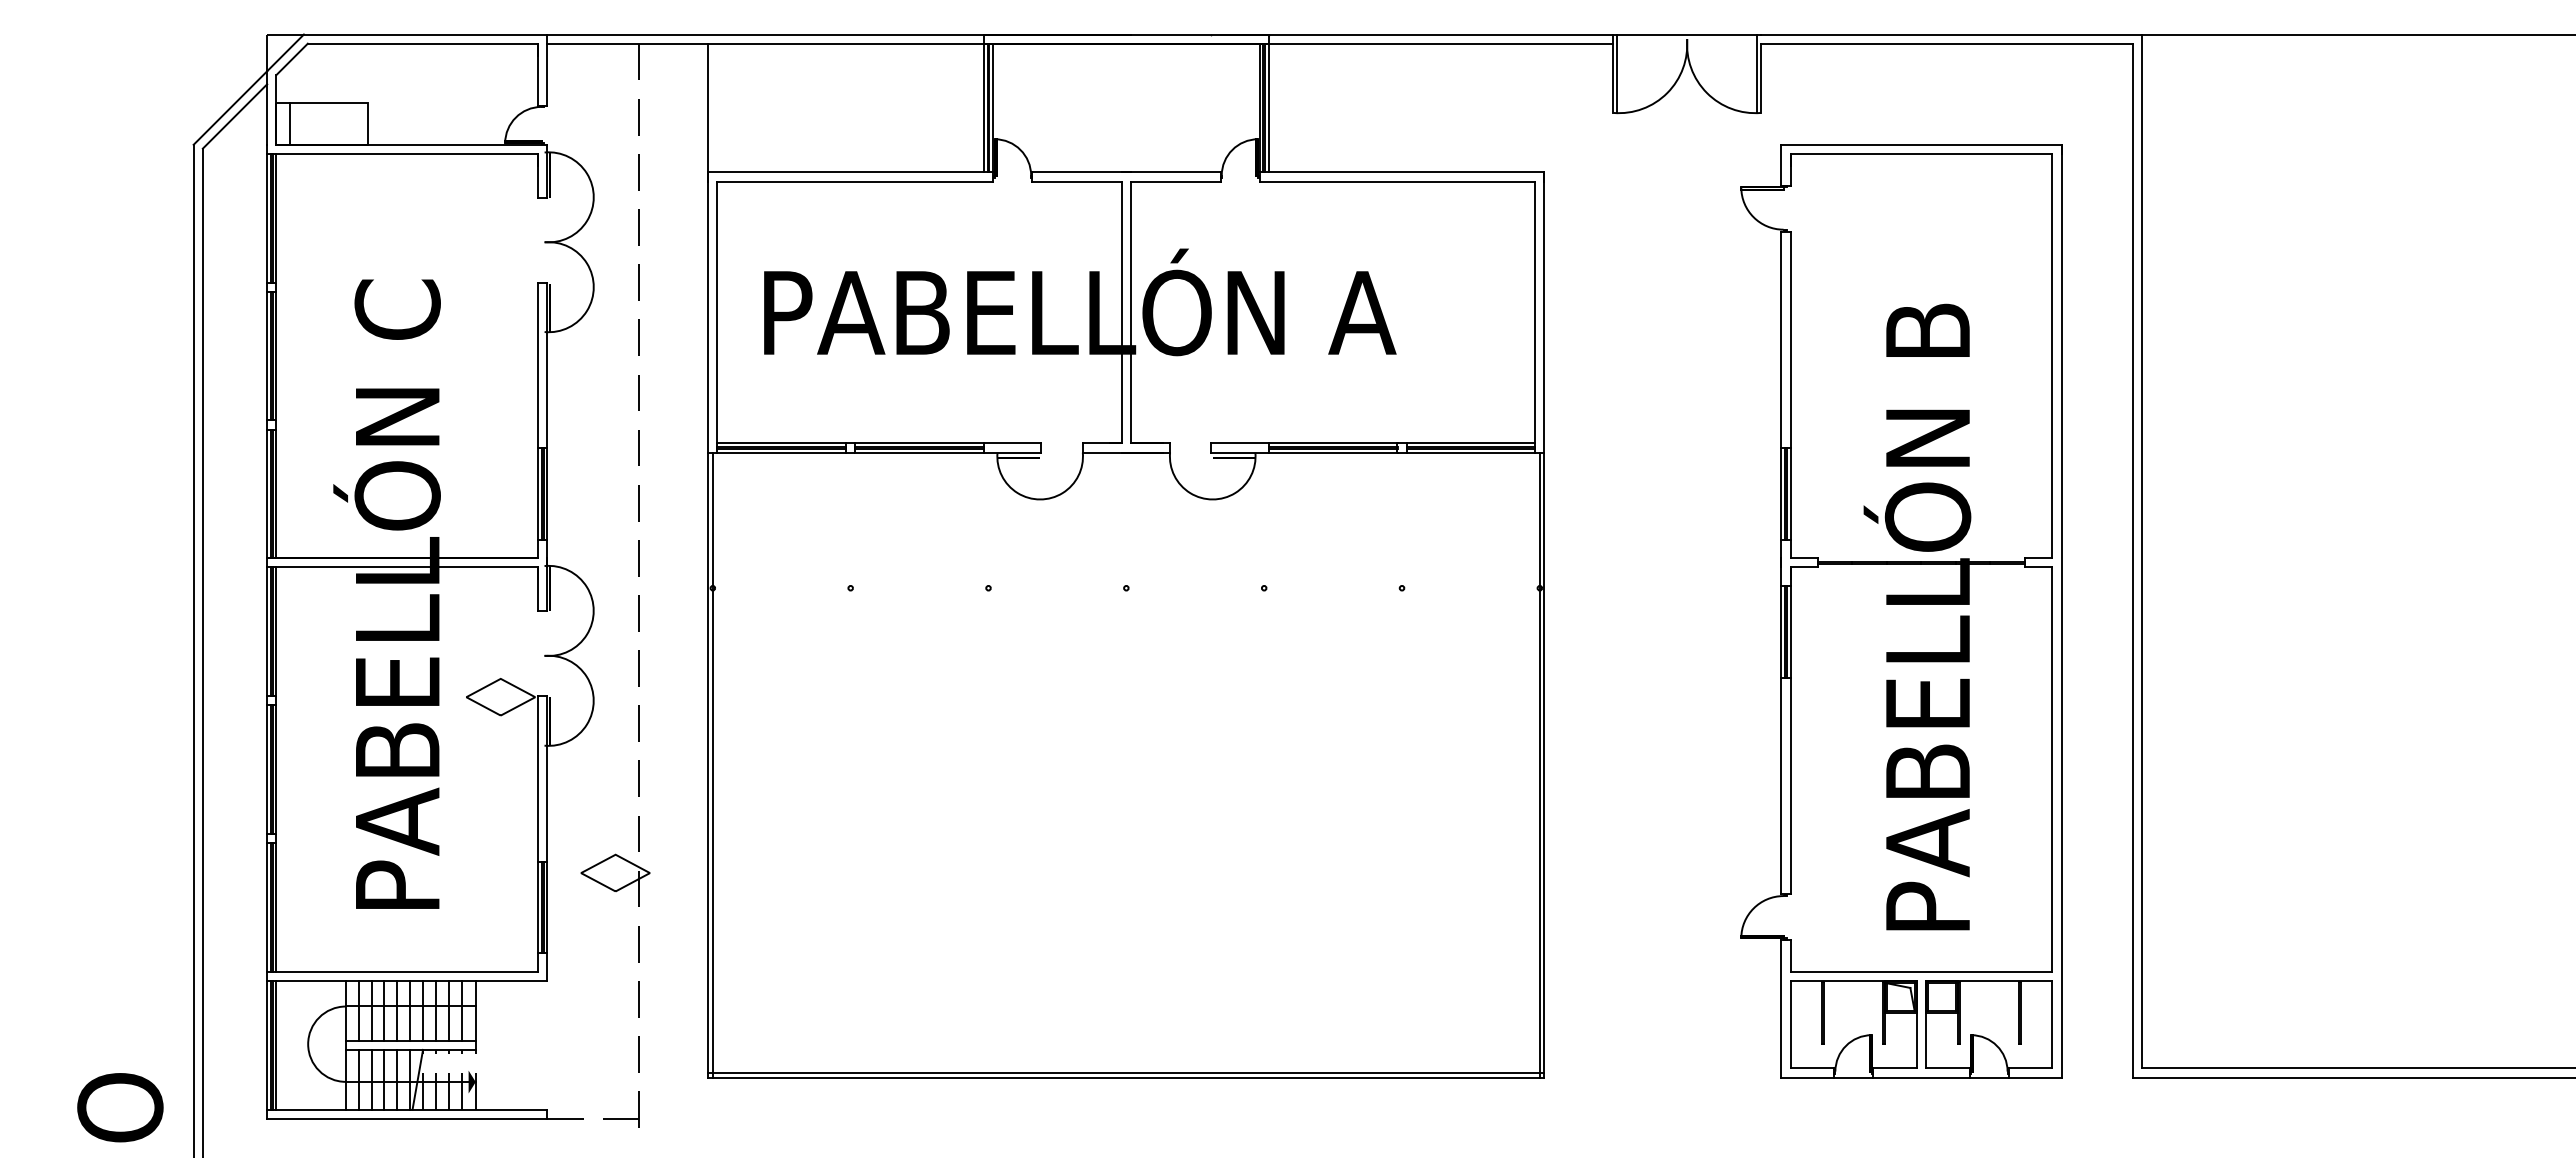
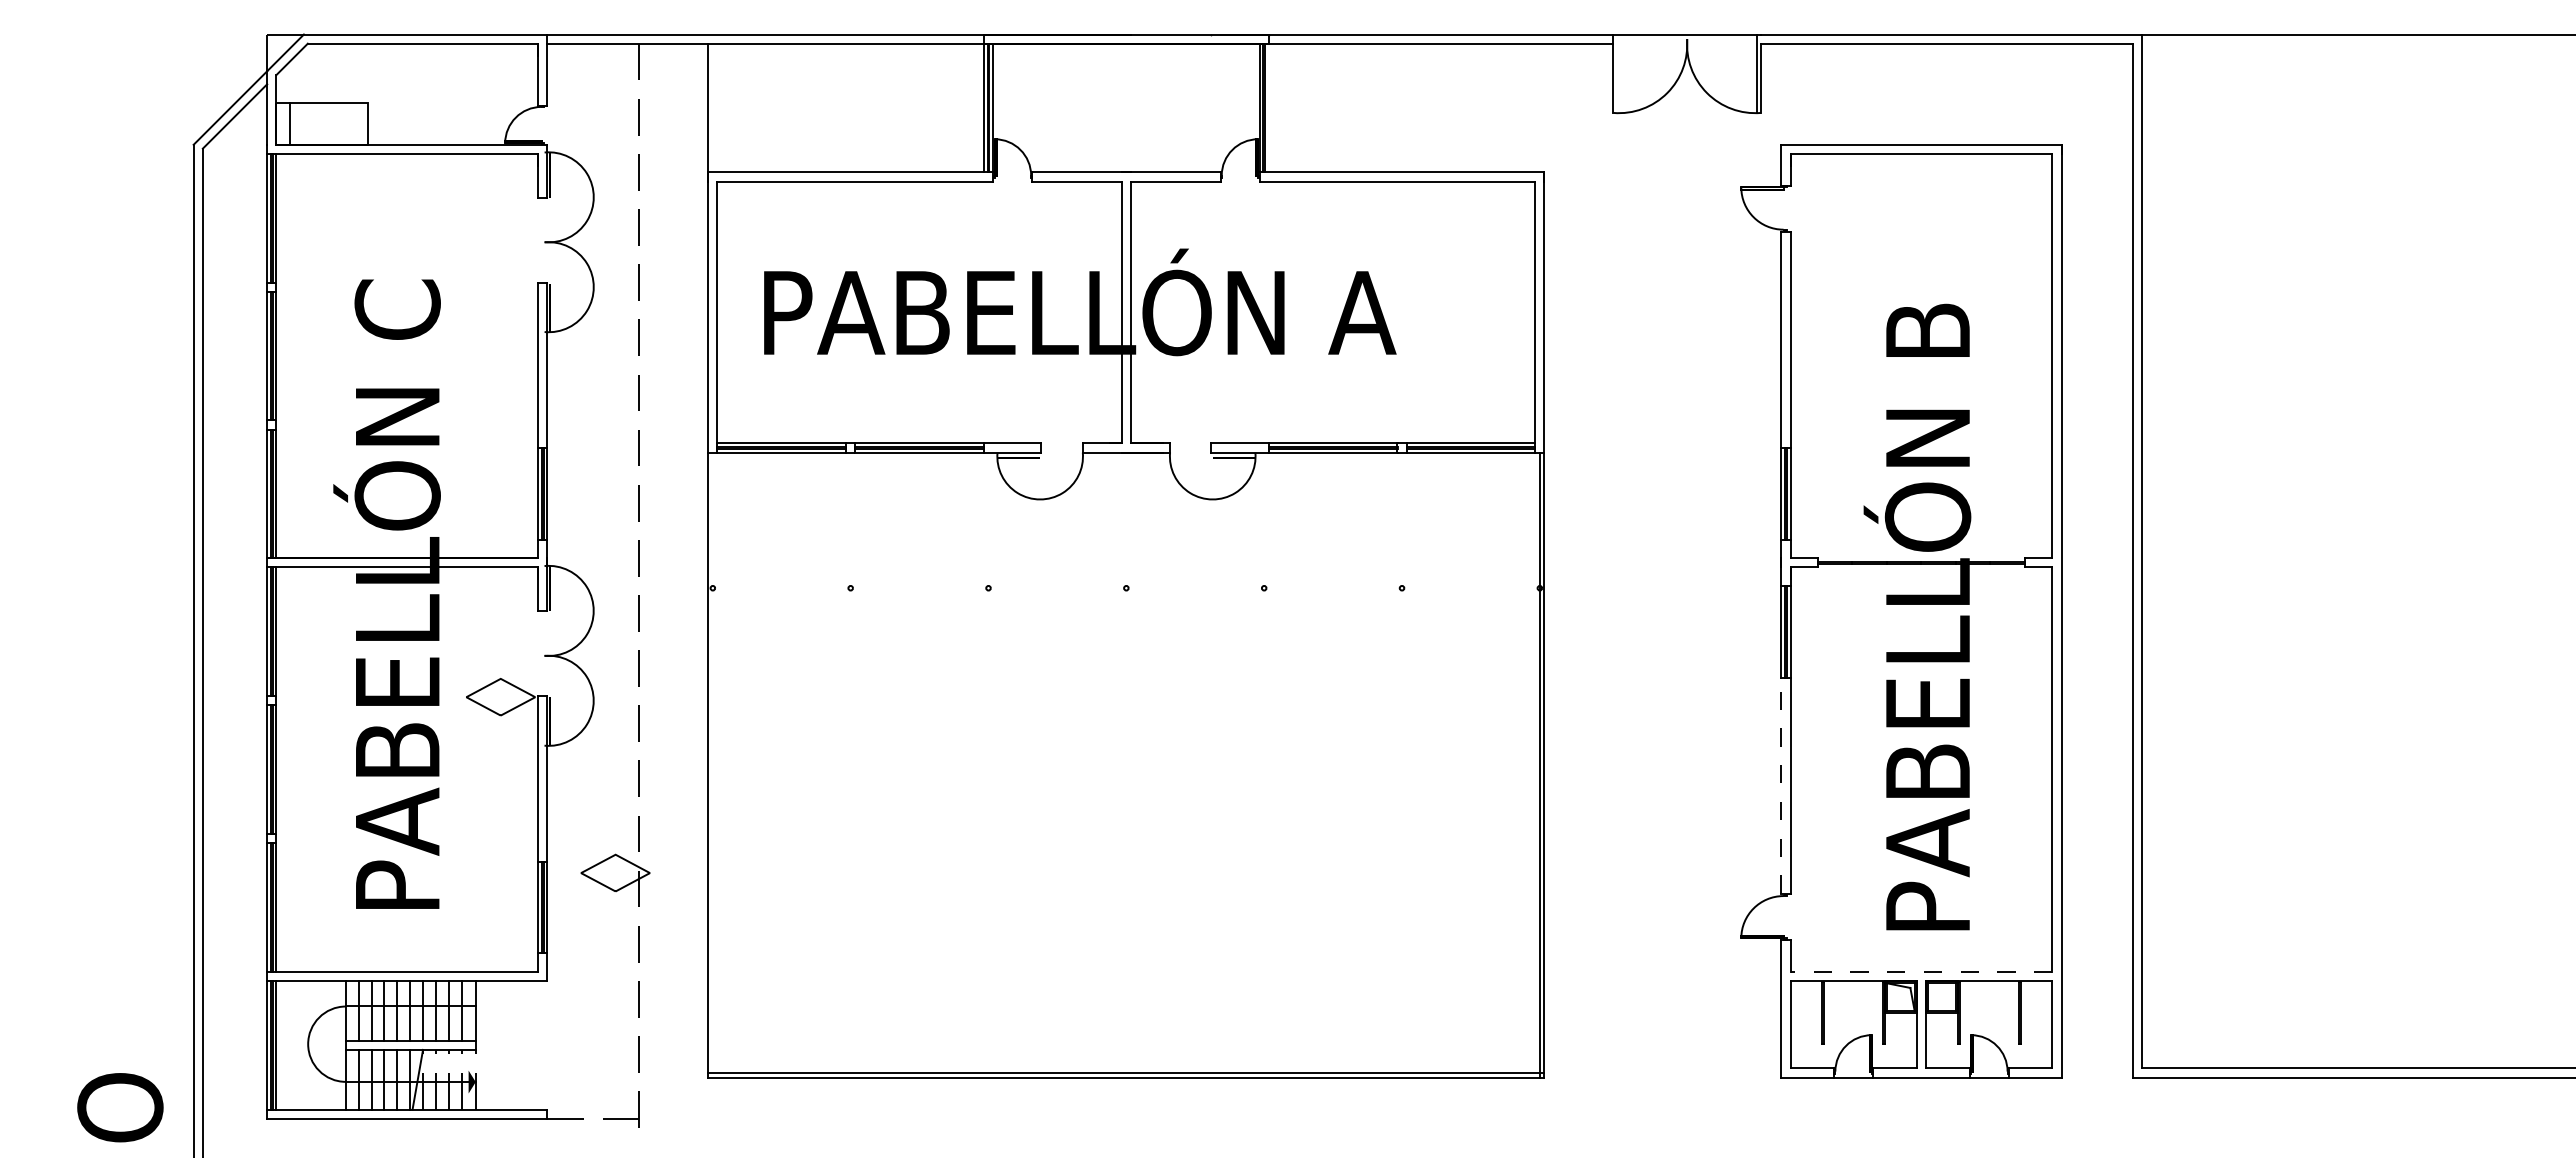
line: present -> none (1616, 73)
line: present -> none (1268, 107)
line: present -> none (712, 764)
line: solid -> dashed (1781, 785)
line: solid -> dashed (1921, 971)
